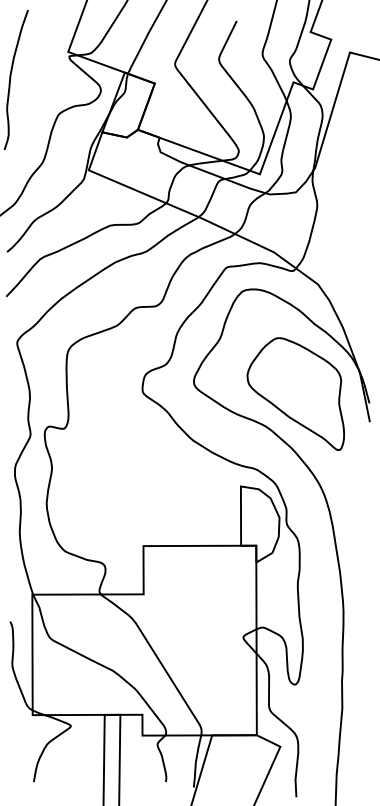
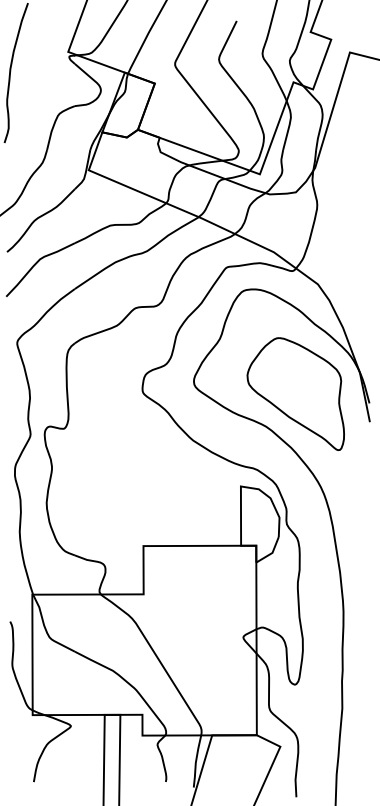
curve position: (11, 78) -> (11, 71) (11, 71)
